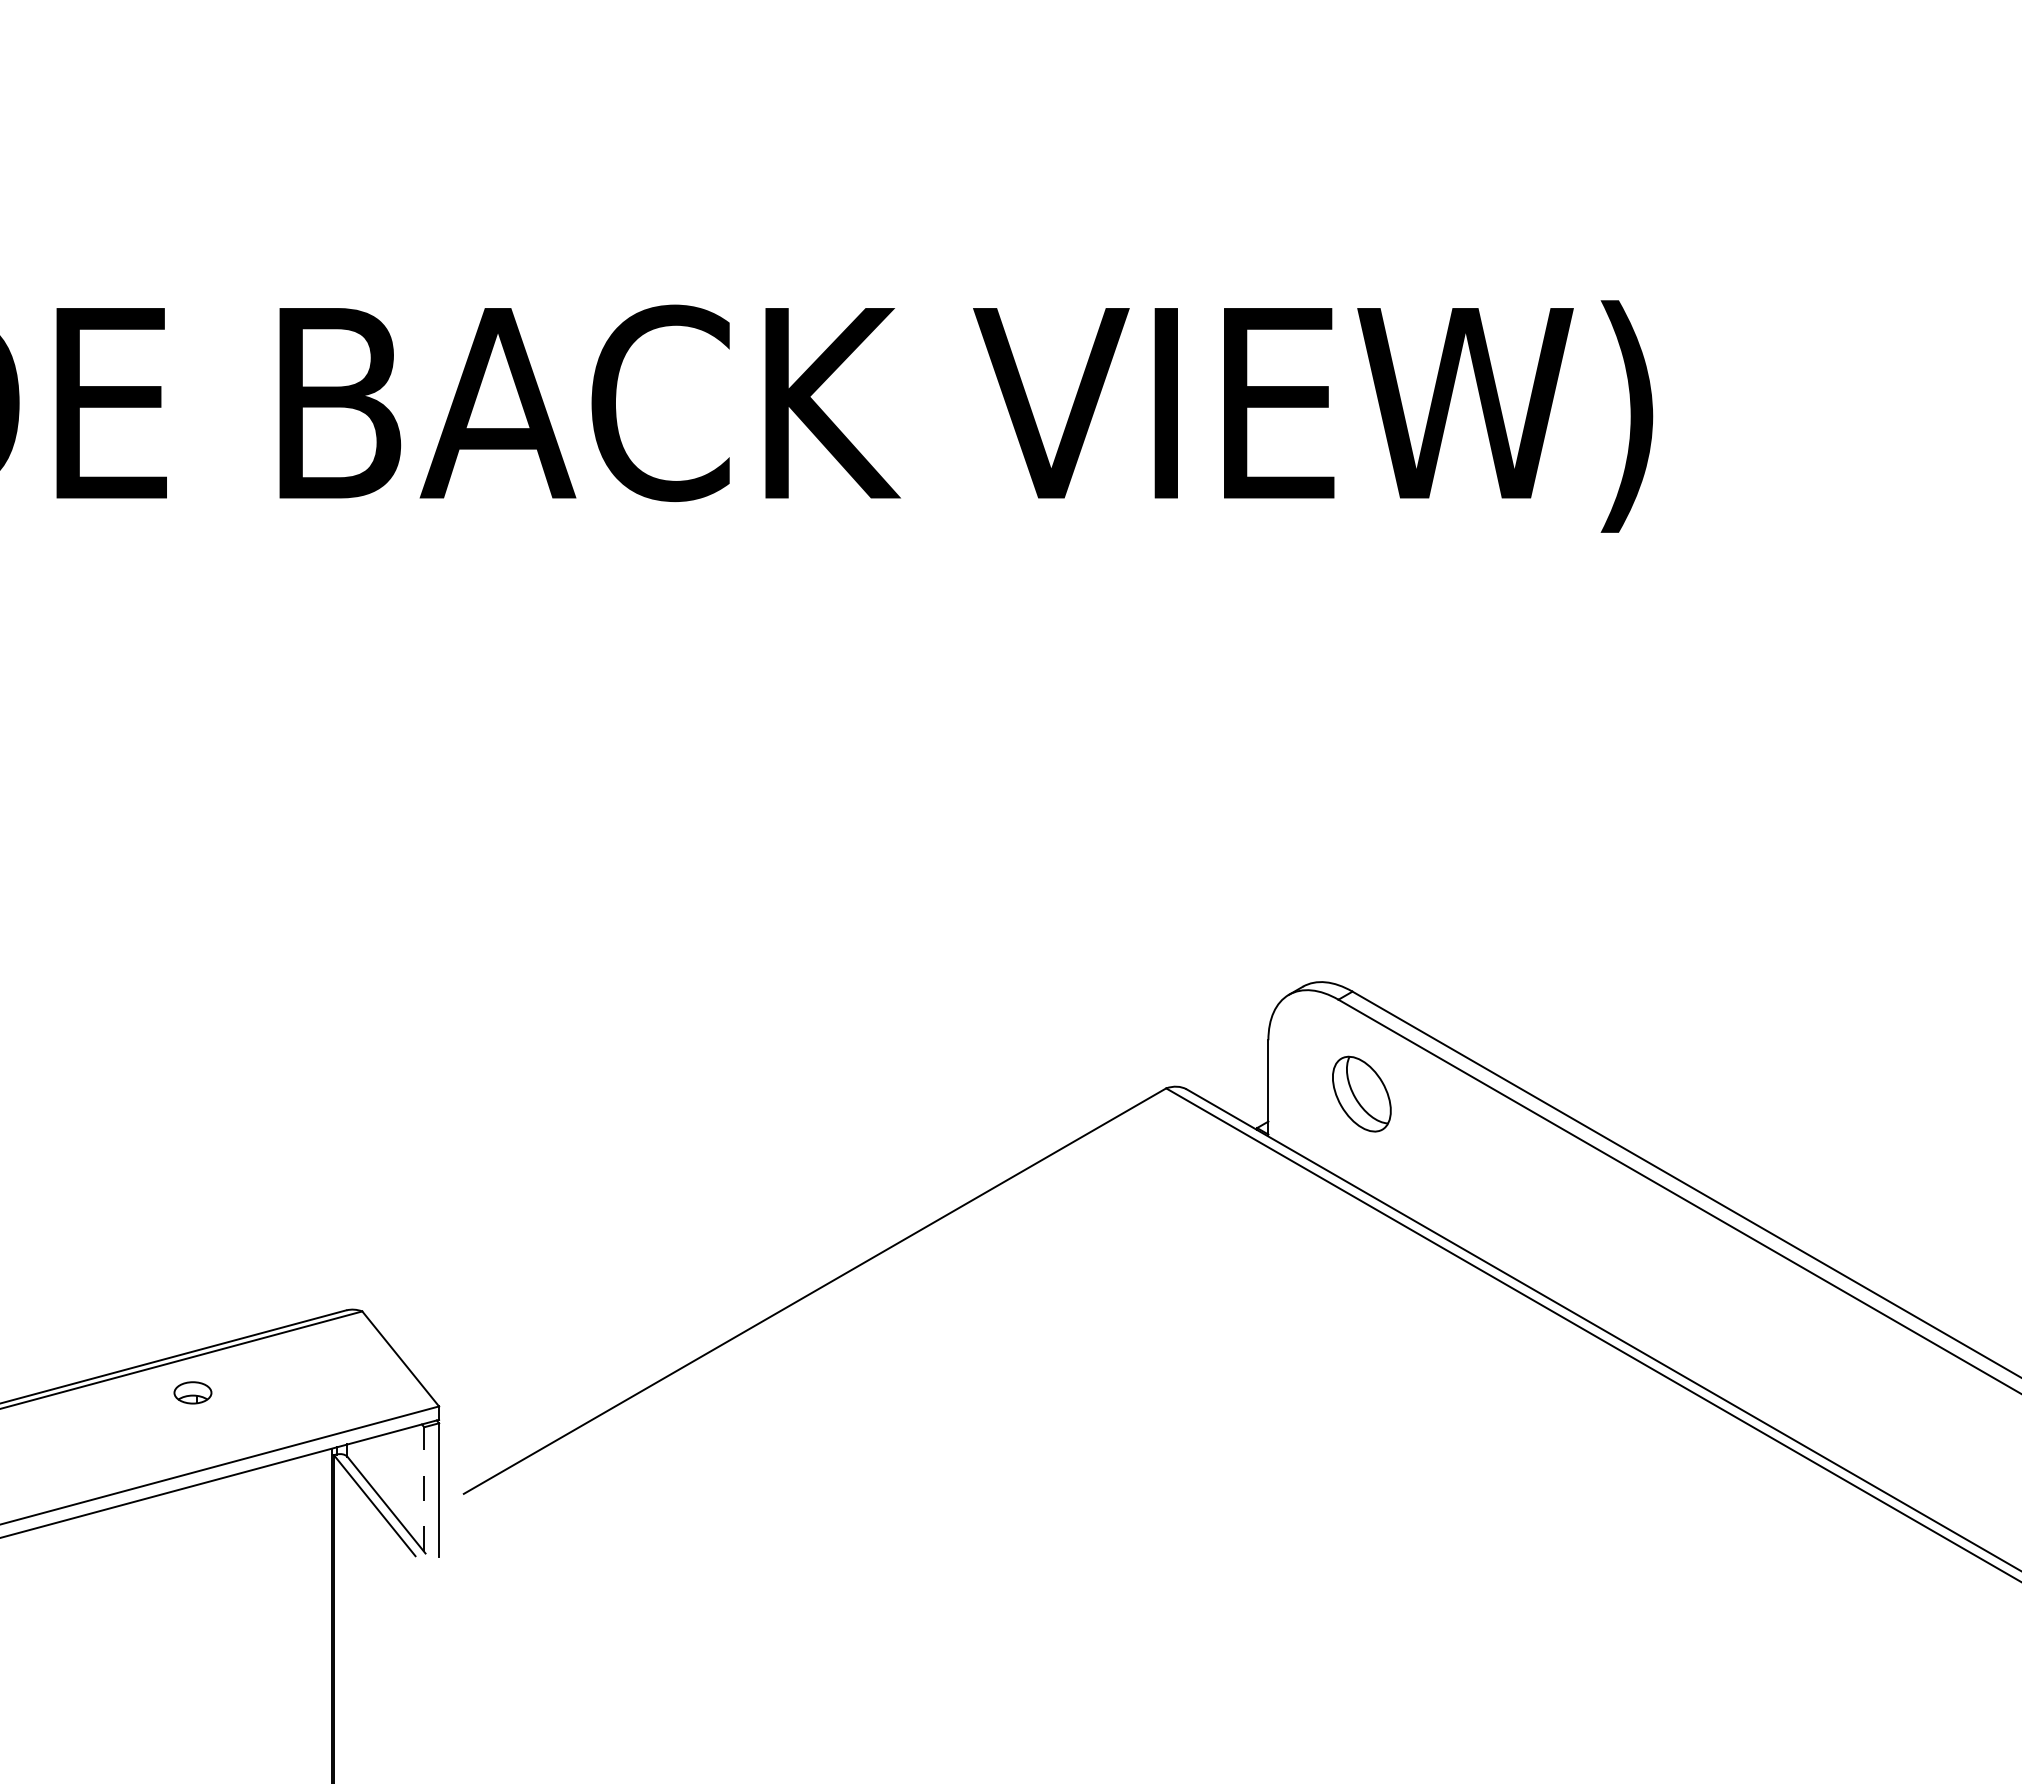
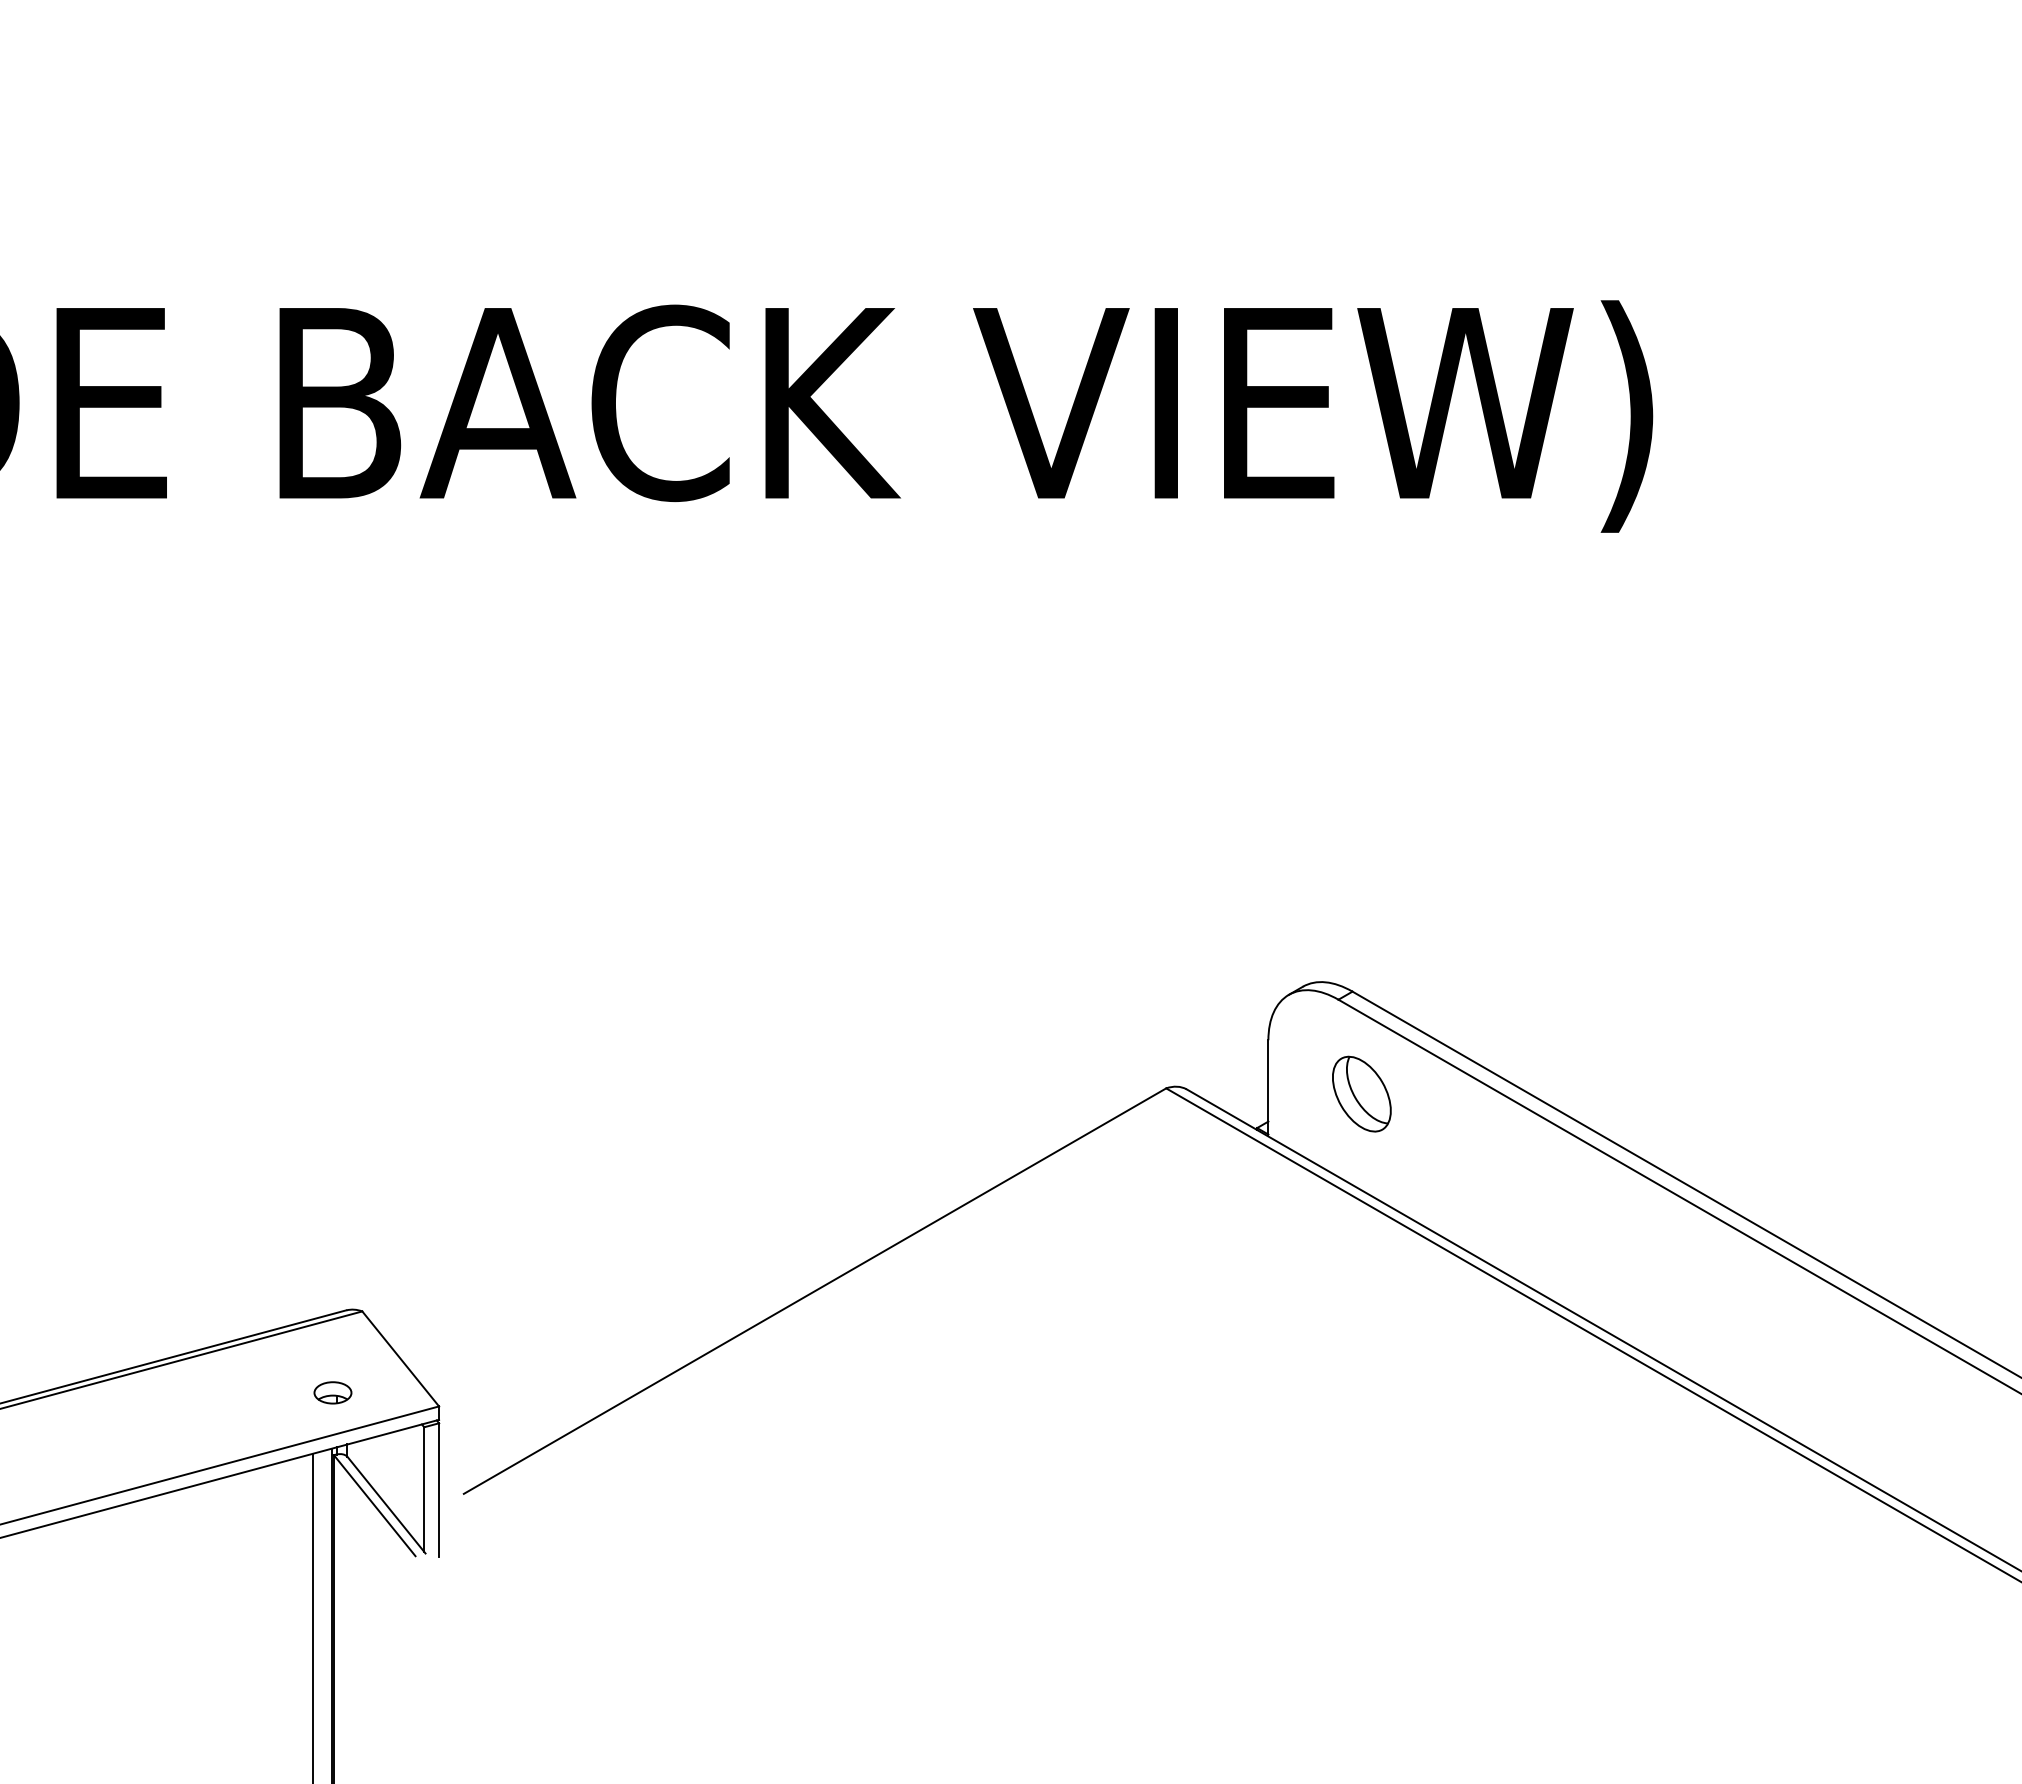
part position: (192, 1392) -> (332, 1392) (332, 1392)
line: dashed -> solid (424, 1489)
line: none -> present (313, 1616)
